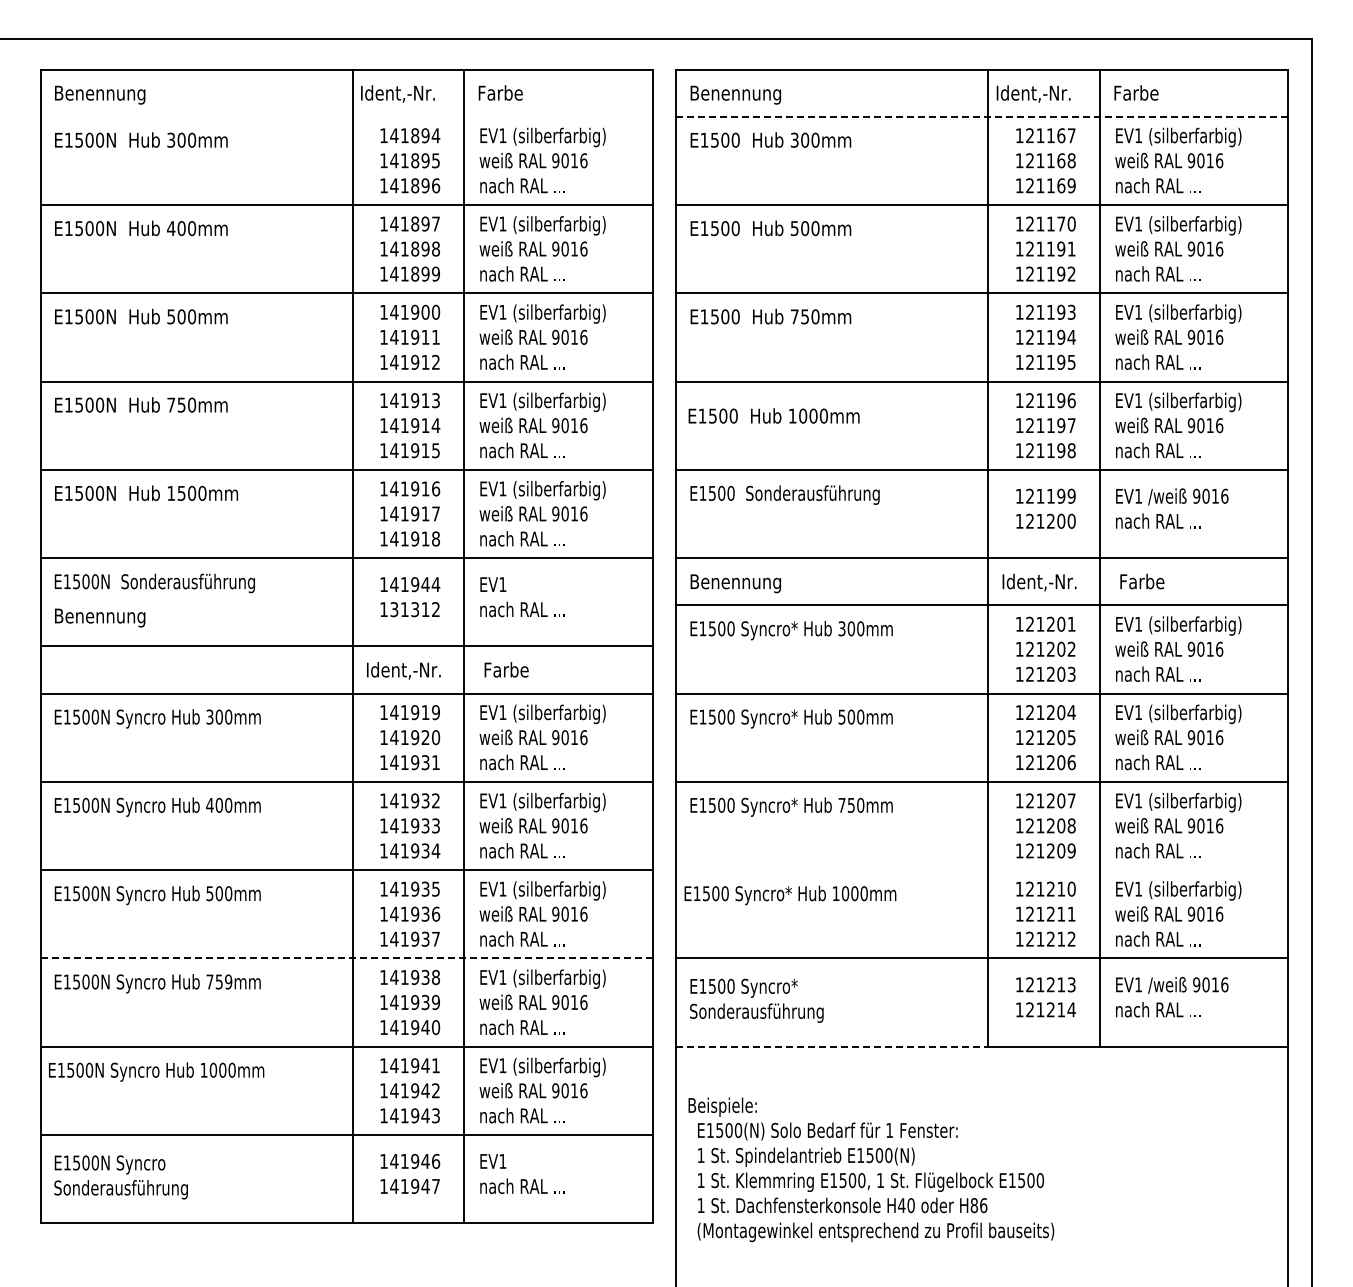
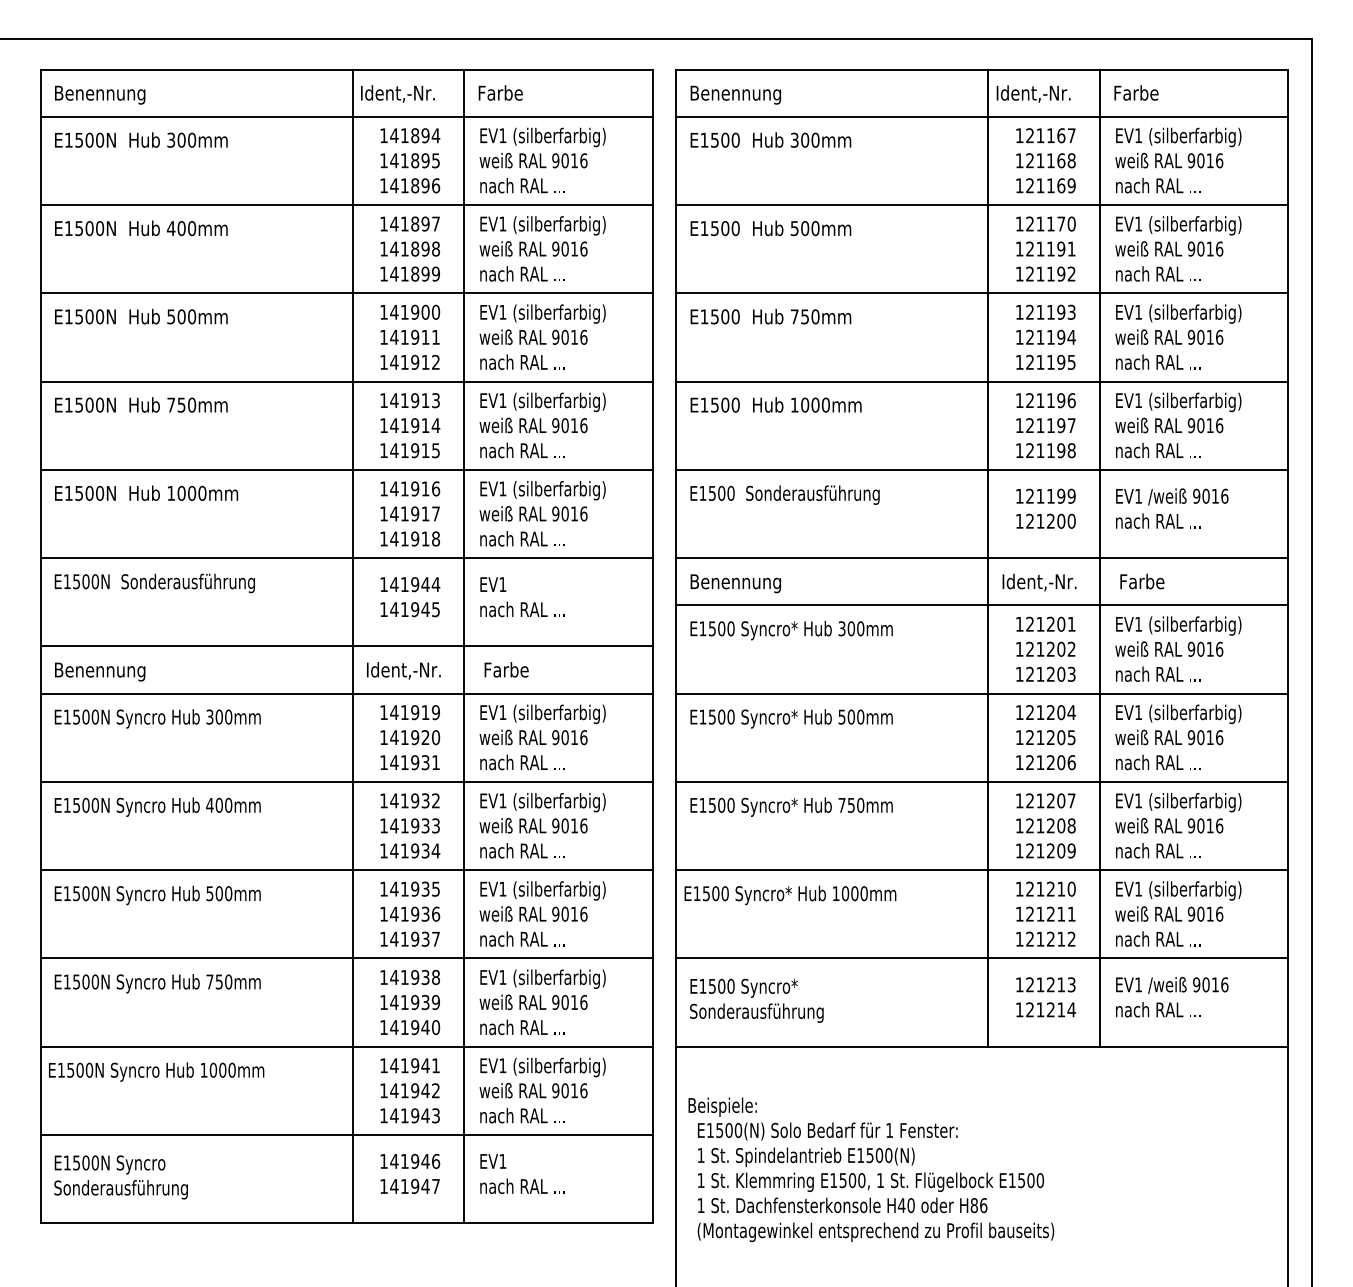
line: none -> present (346, 116)
line: dashed -> solid (982, 116)
text position: (773, 415) -> (775, 404) (775, 404)
text: 1500mm -> 1000mm (181, 492)
text: 131312 -> 141945 (414, 609)
text position: (100, 617) -> (100, 671) (100, 671)
line: none -> present (982, 870)
line: dashed -> solid (347, 958)
text: 759mm -> 750mm (228, 981)
line: dashed -> solid (832, 1046)
